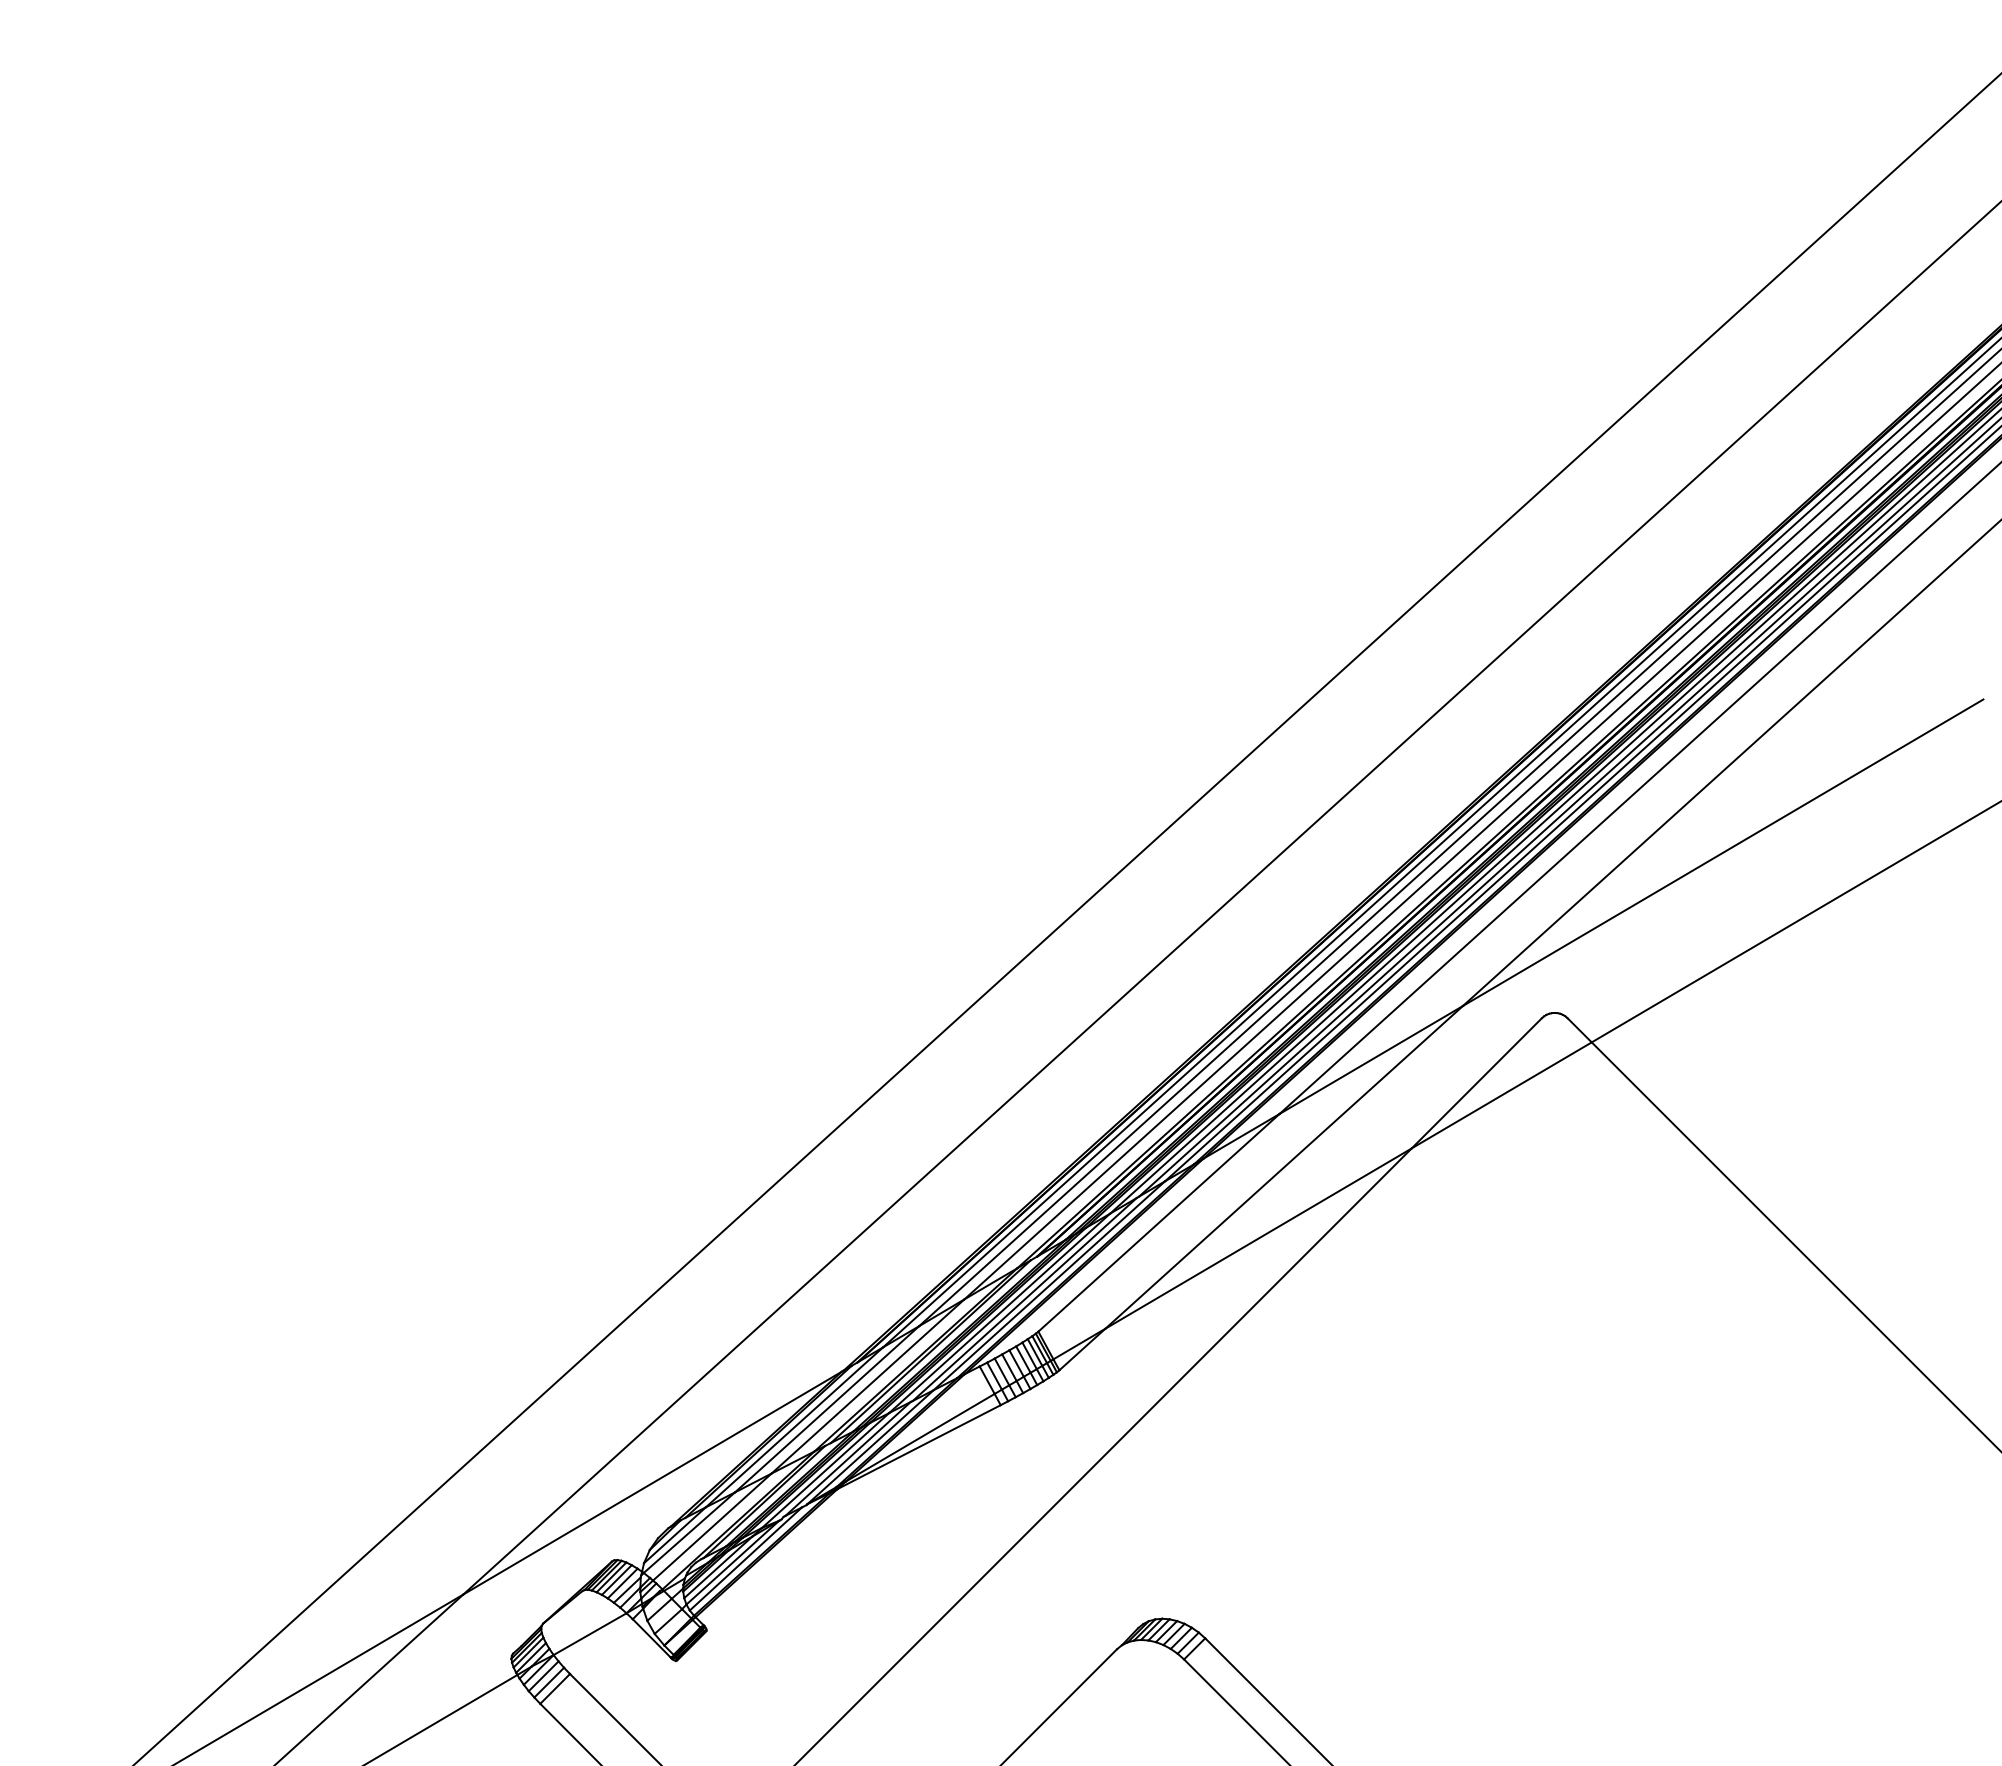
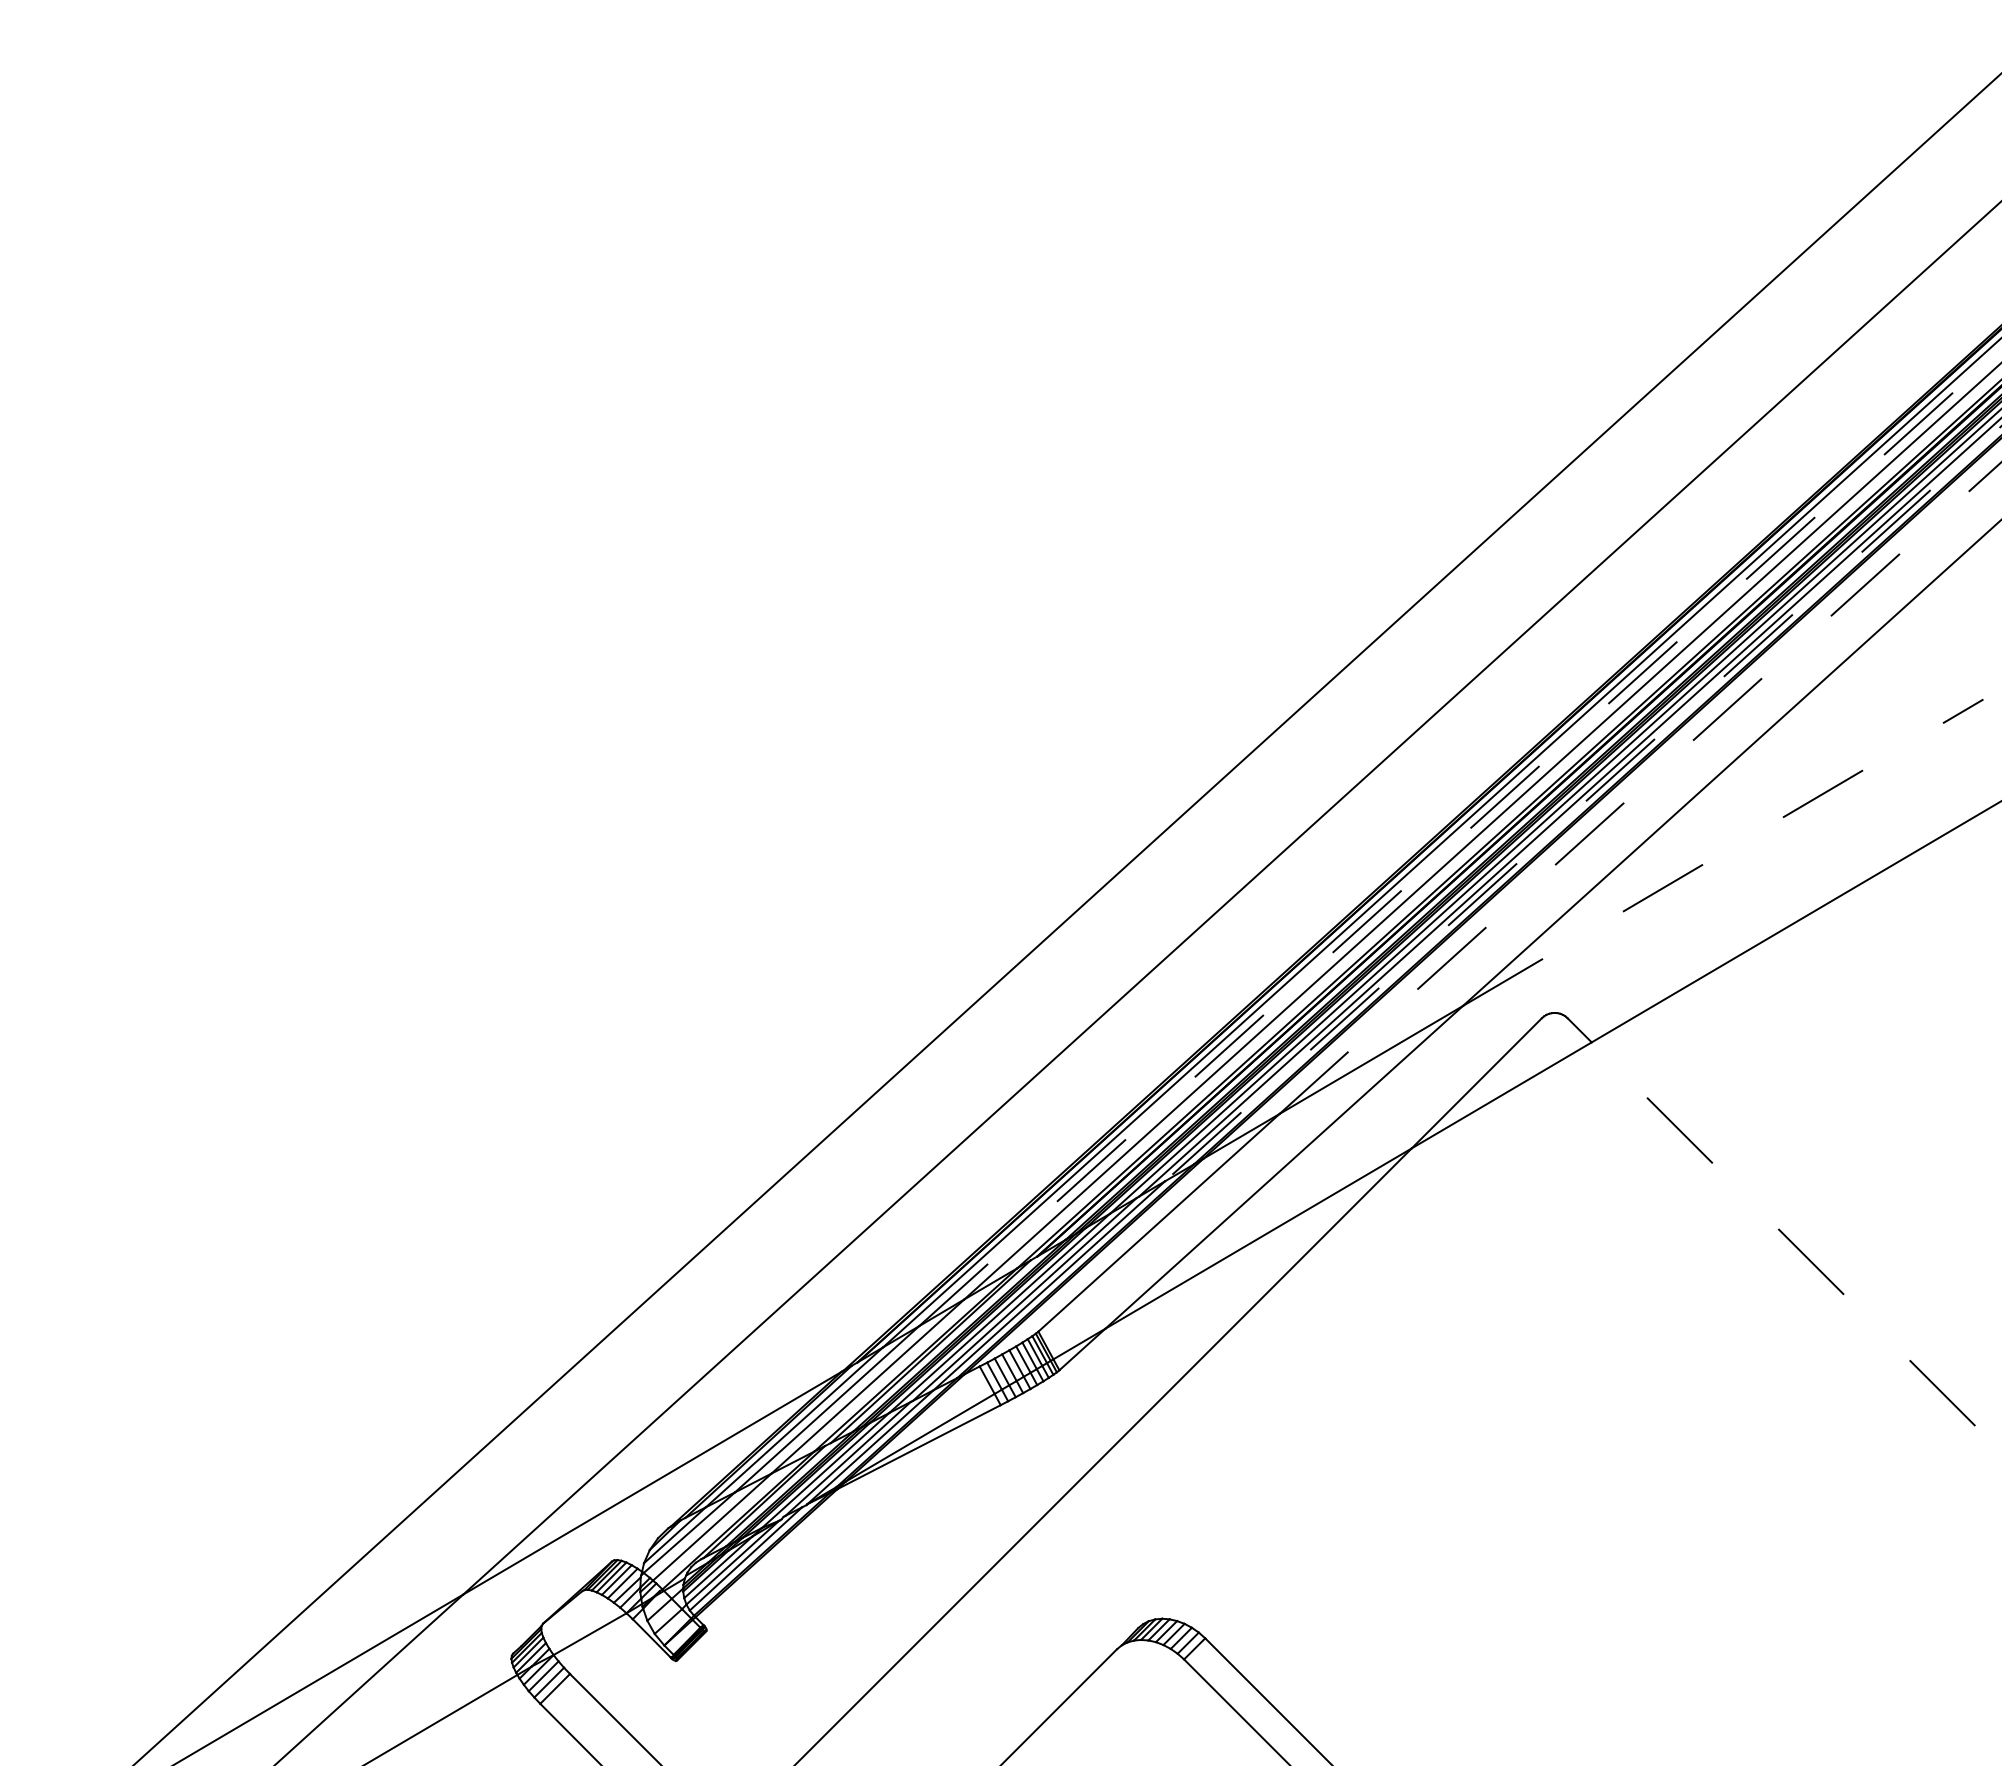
line: solid -> dashed (1640, 787)
line: solid -> dashed (1582, 804)
line: solid -> dashed (1460, 837)
line: solid -> dashed (1723, 852)
line: solid -> dashed (1796, 1247)
